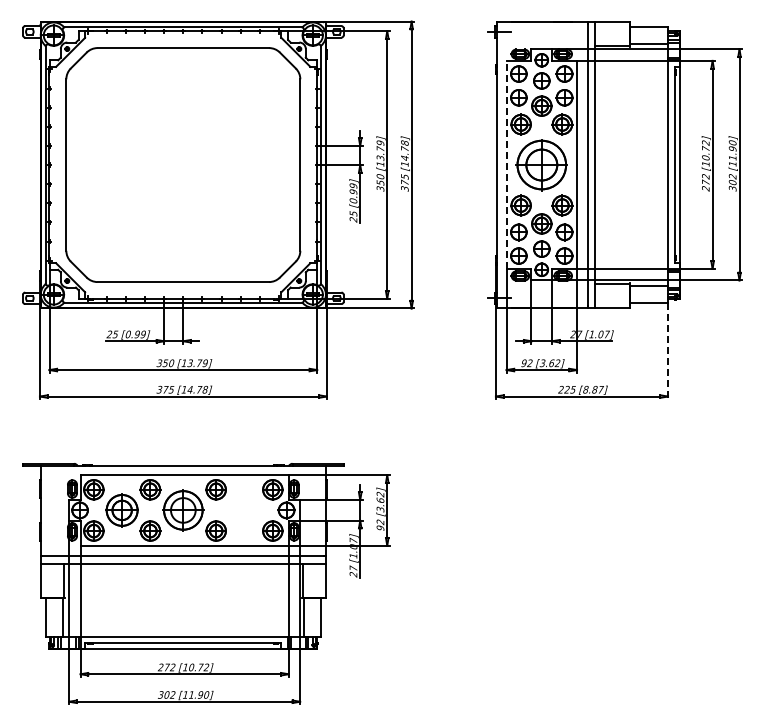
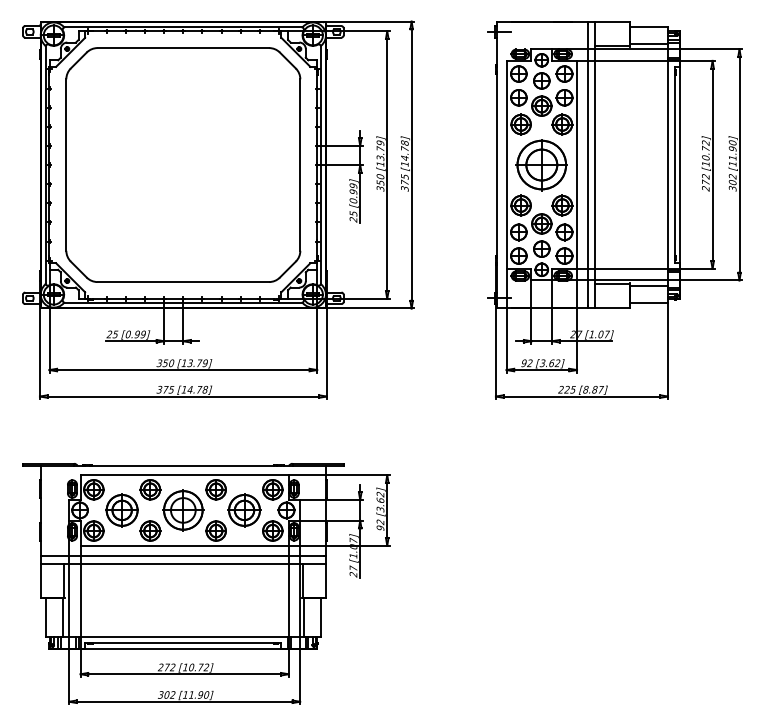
line: dashed -> solid (506, 164)
line: dashed -> solid (668, 351)
part: none -> present (244, 510)
